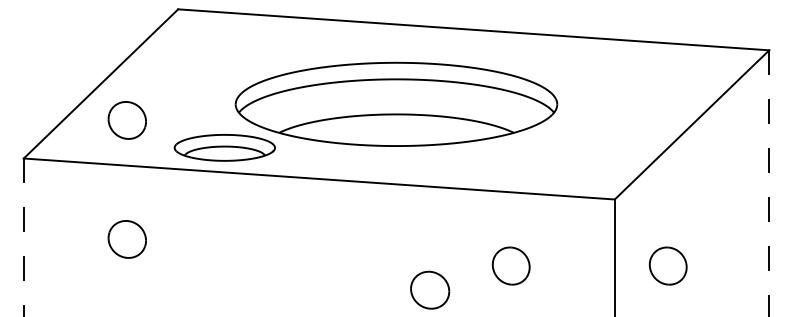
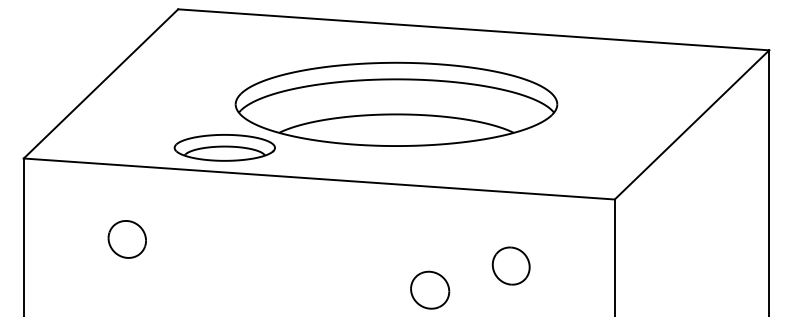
part: present -> none (126, 120)
line: dashed -> solid (769, 183)
line: dashed -> solid (23, 237)
part: present -> none (667, 265)
